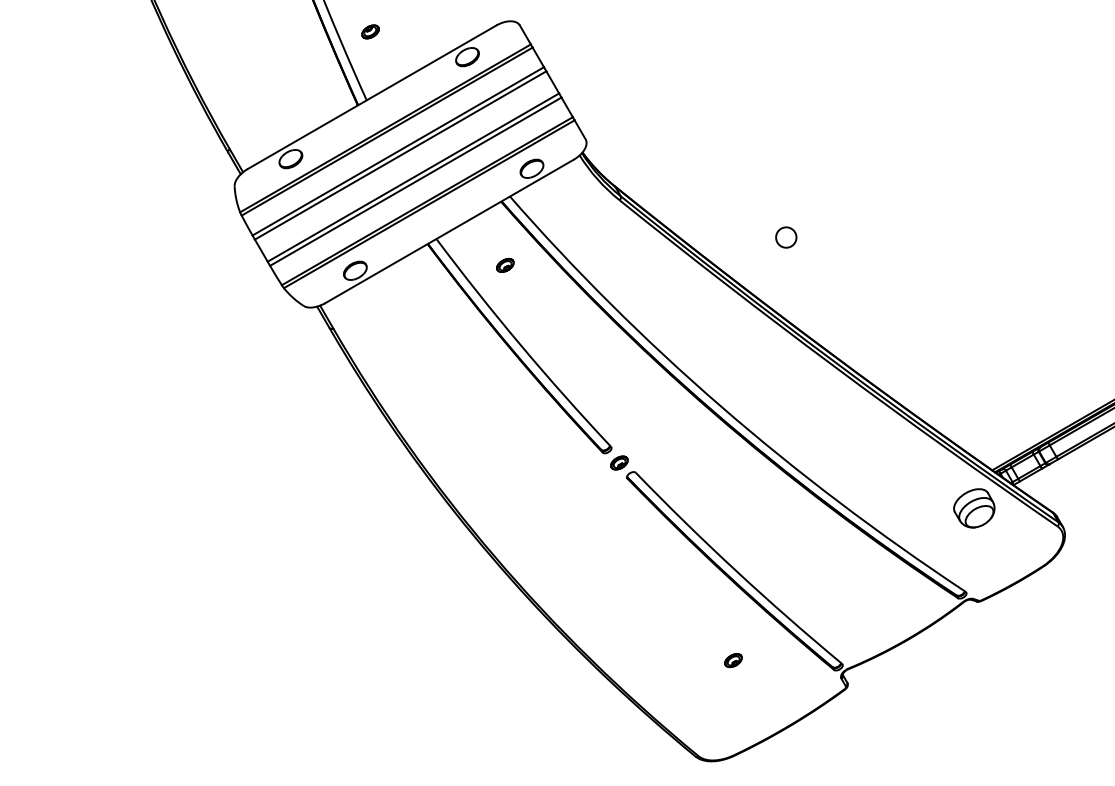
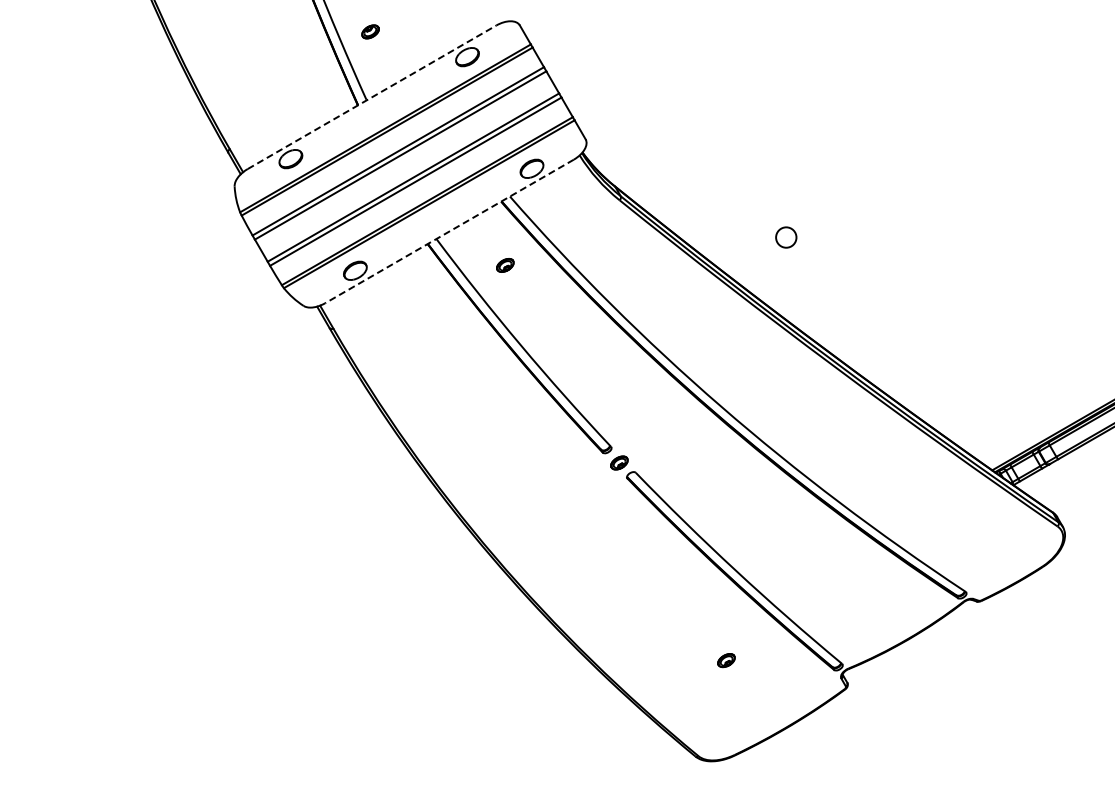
line: solid -> dashed (372, 97)
line: solid -> dashed (449, 231)
part: present -> none (974, 508)
part position: (733, 660) -> (726, 660) (726, 660)
